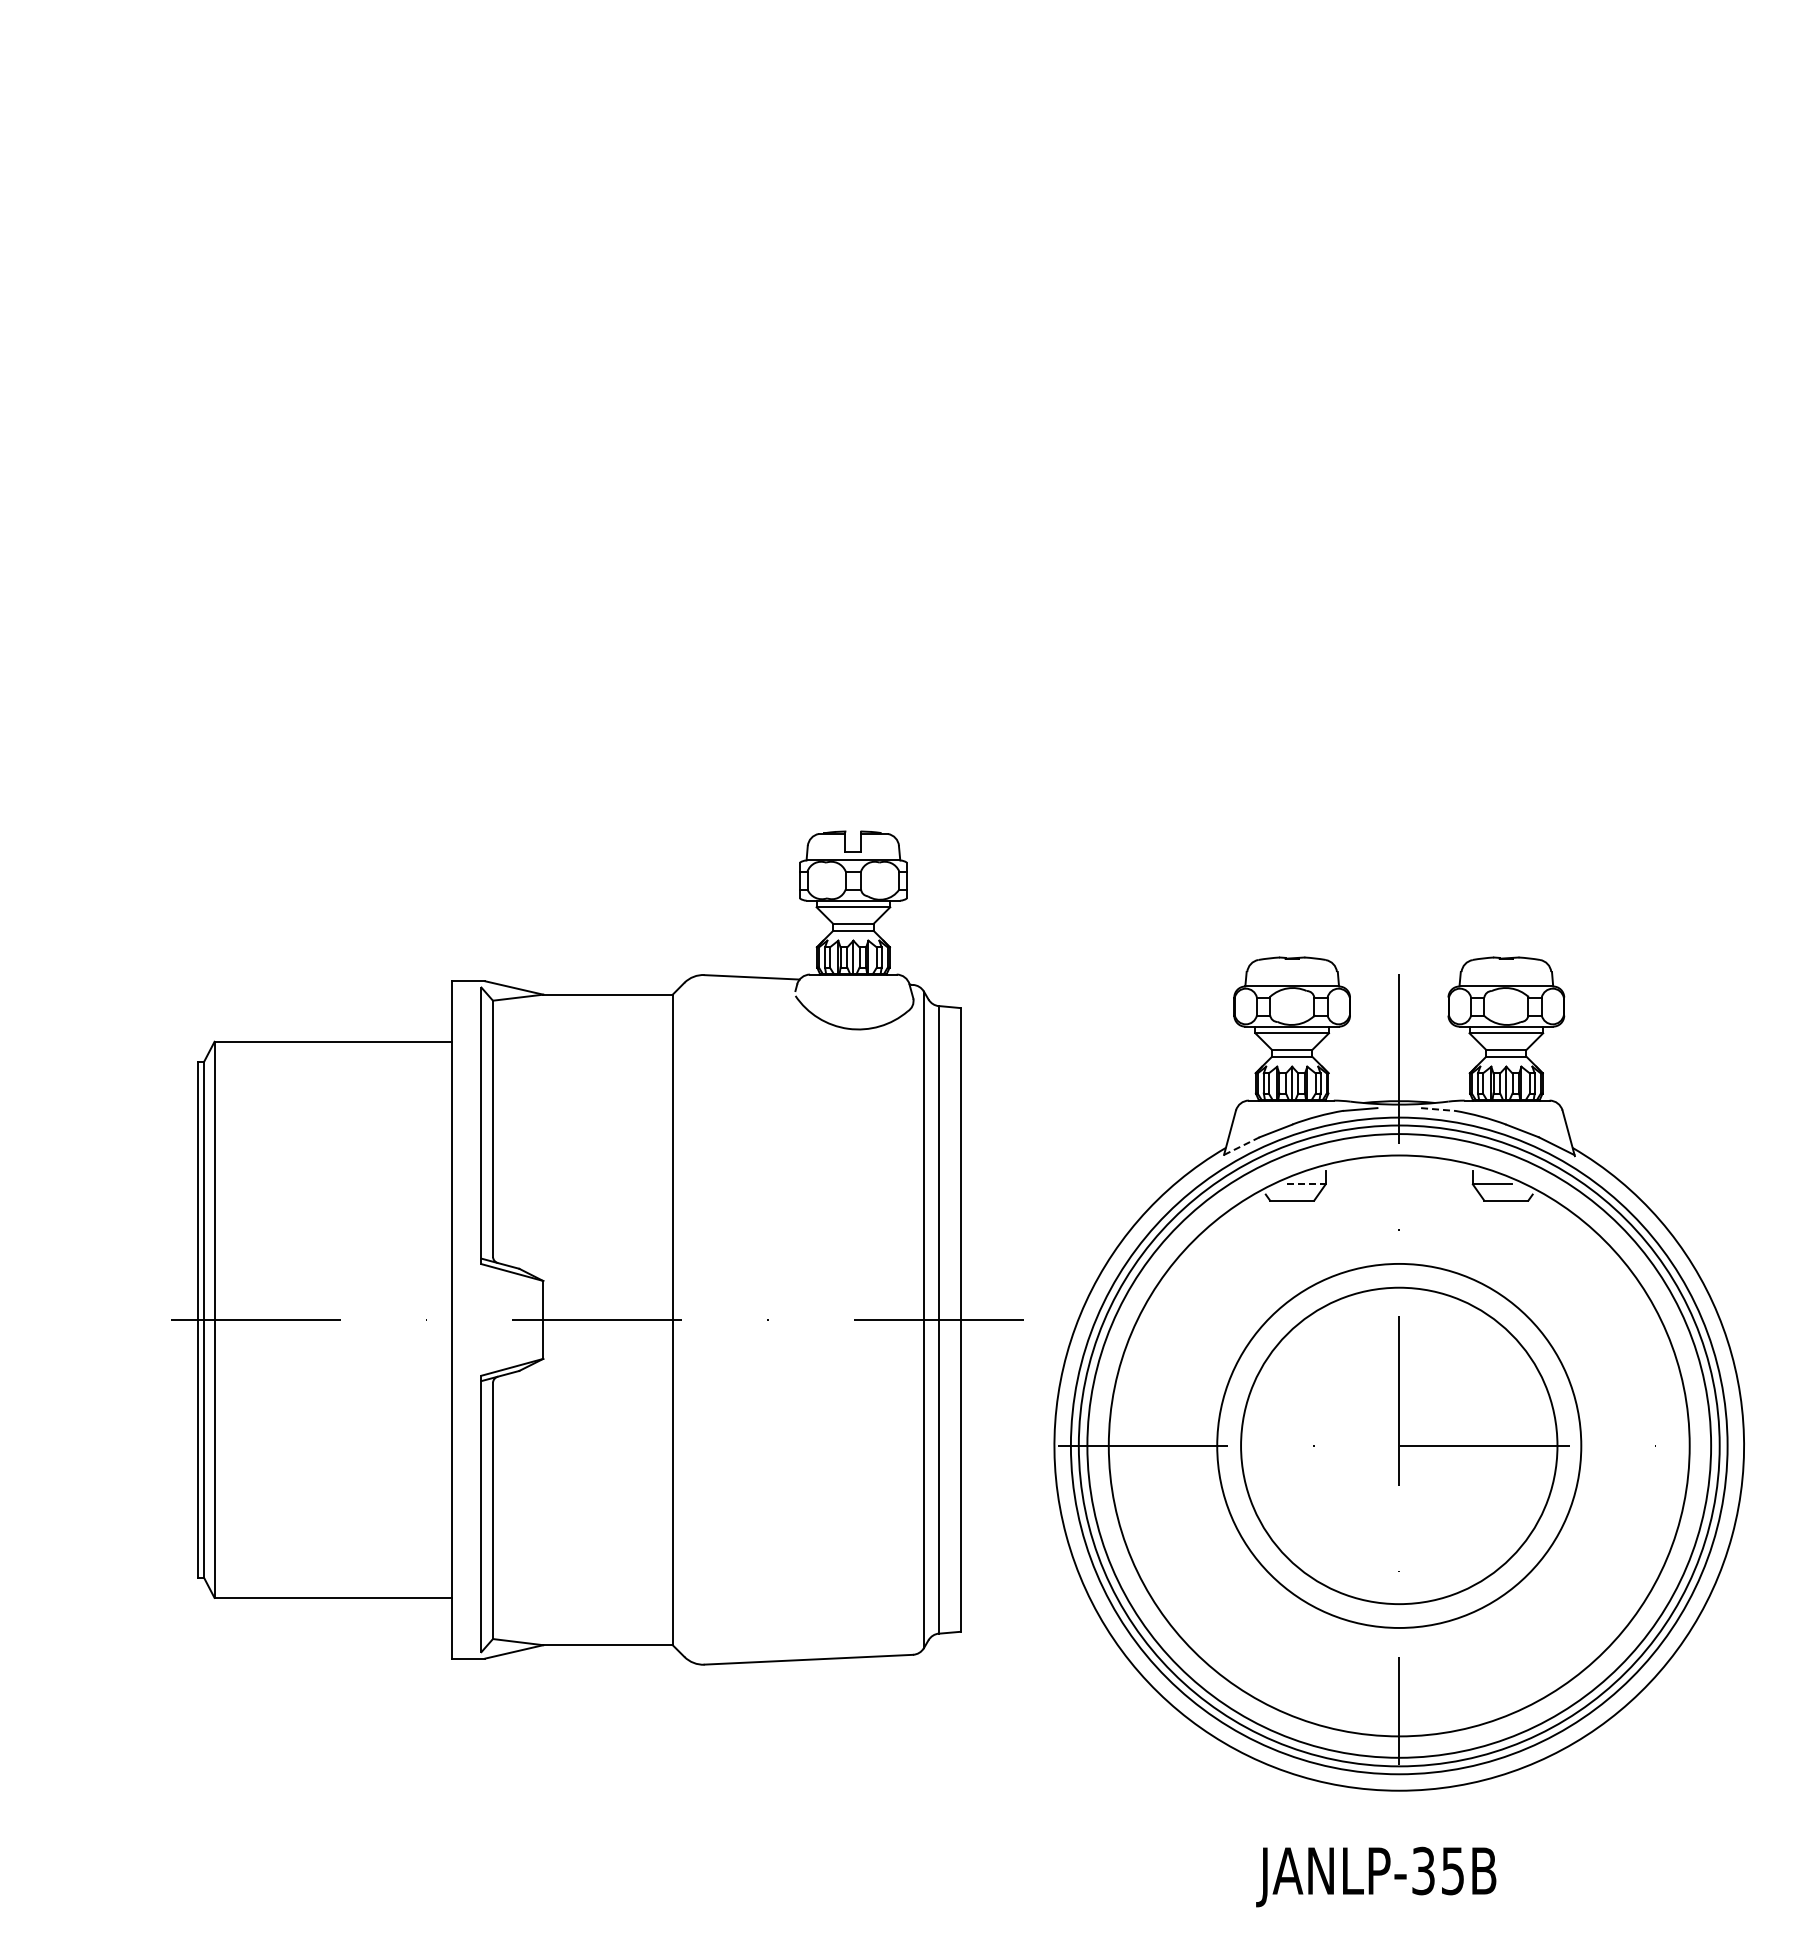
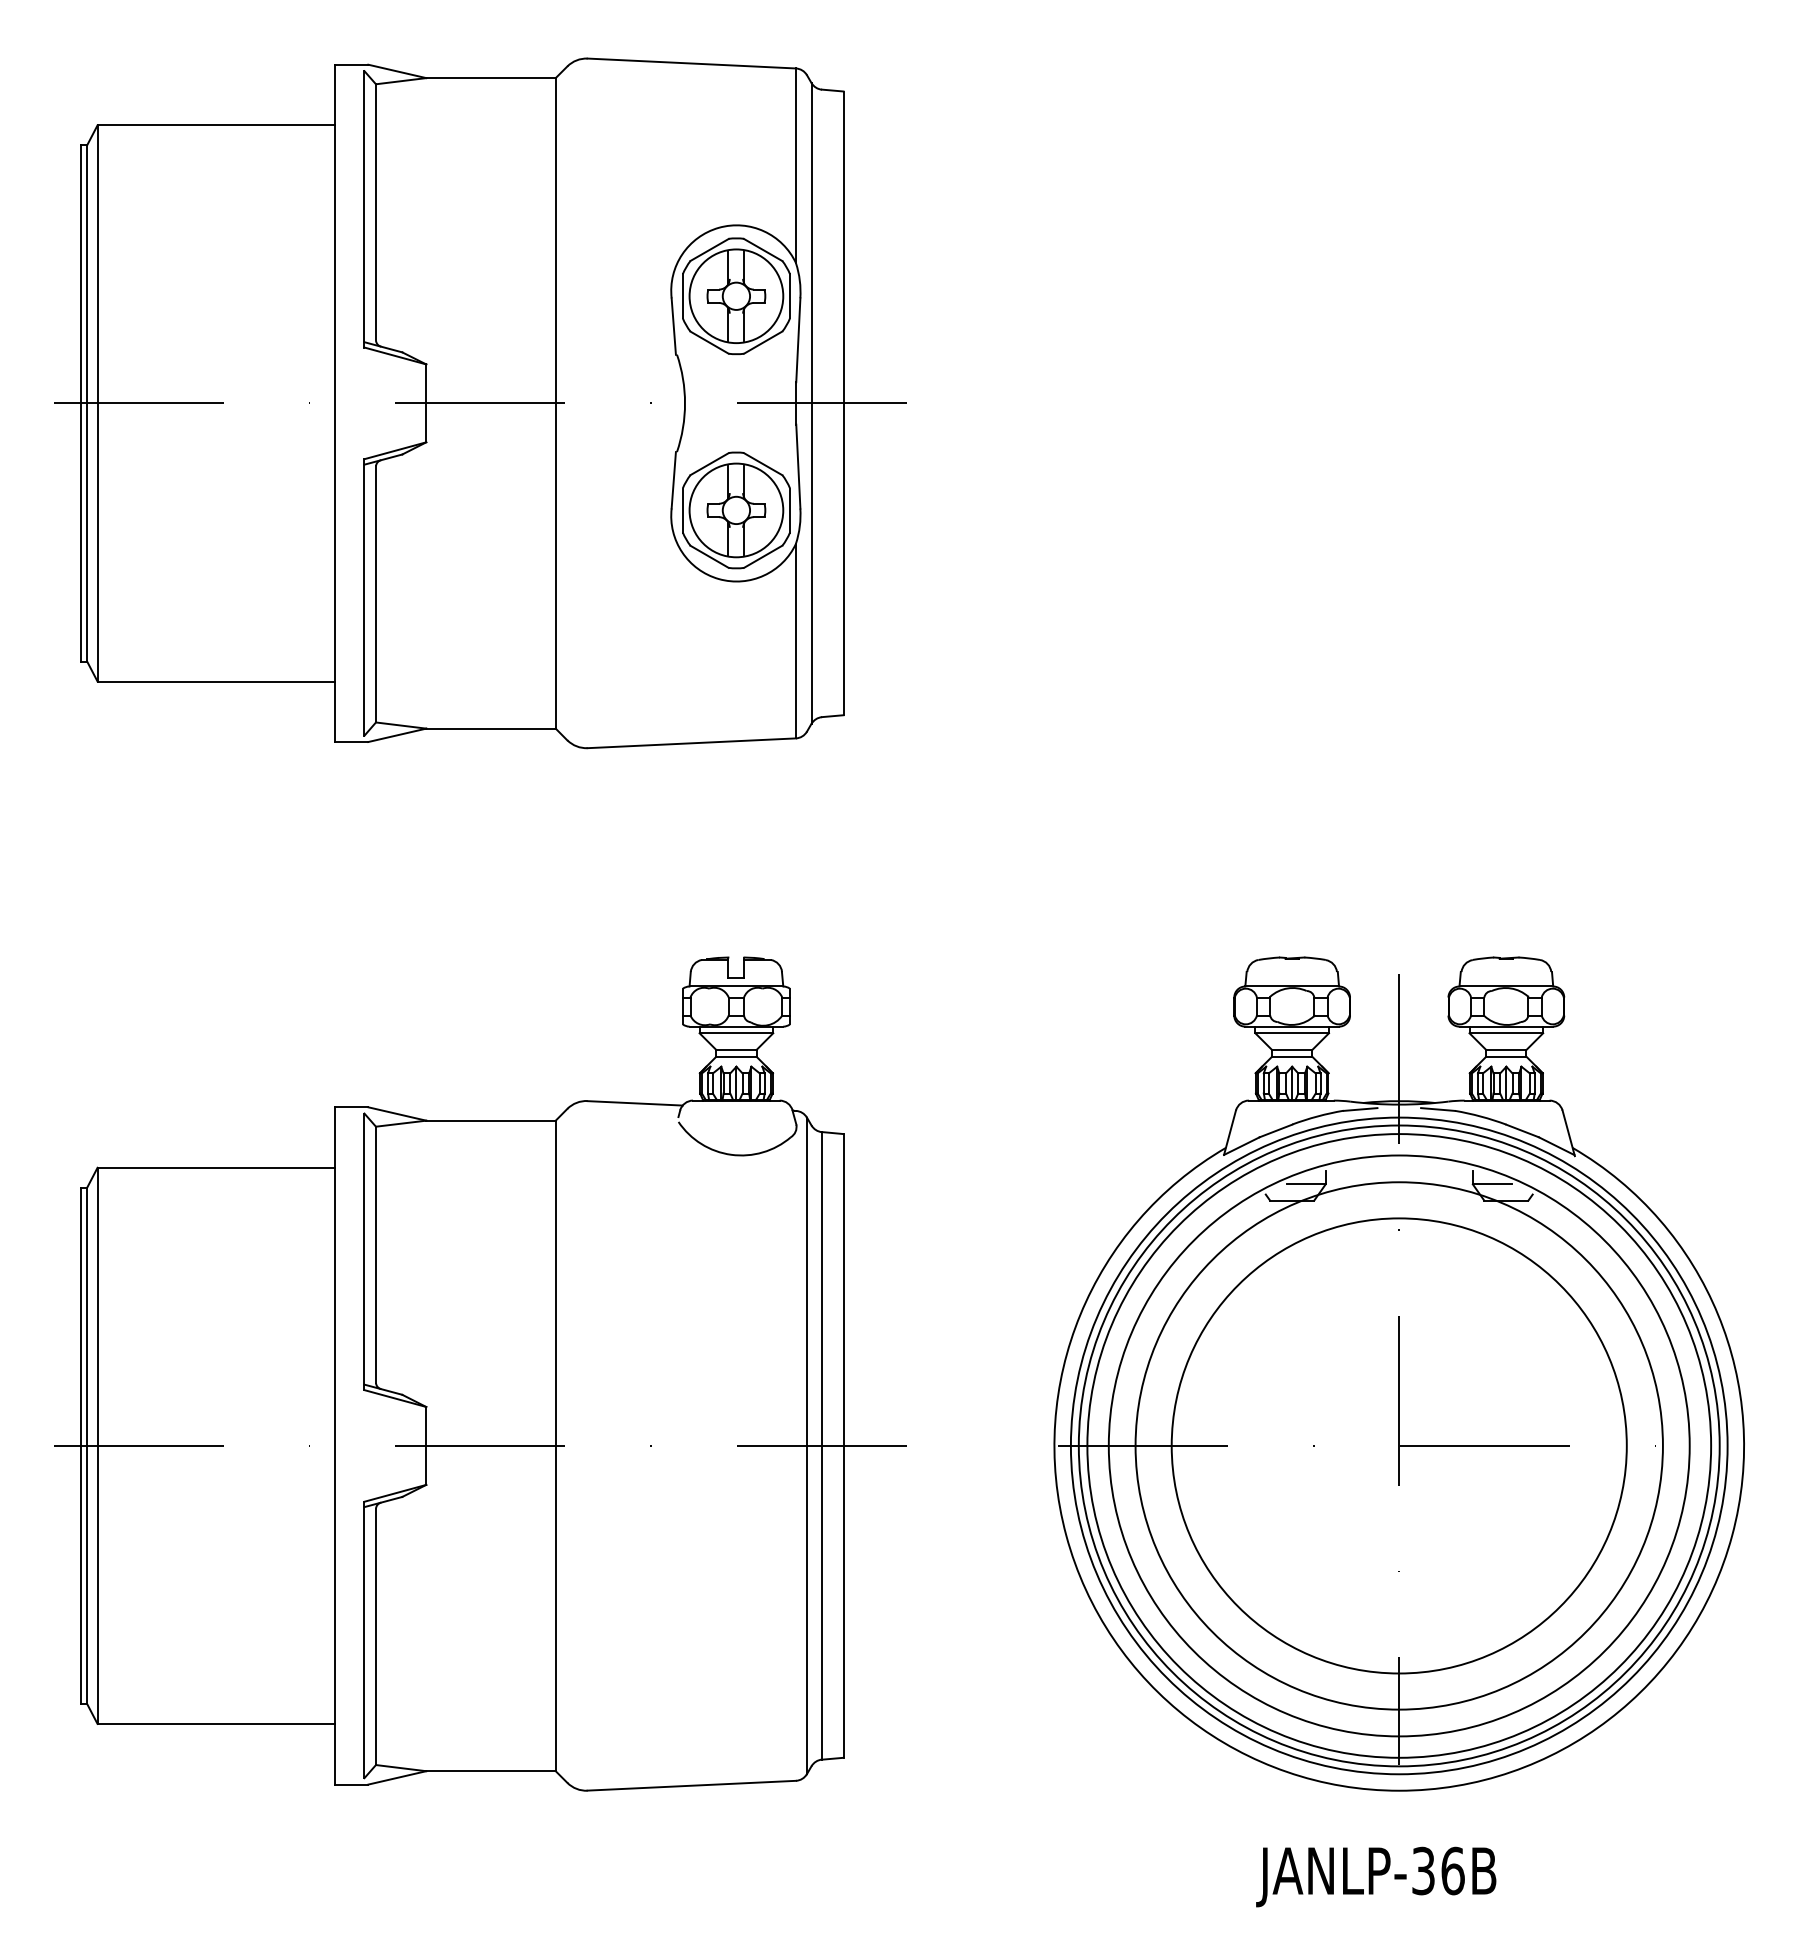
part: none -> present (480, 403)
line: dashed -> solid (1438, 1109)
line: dashed -> solid (1241, 1146)
line: dashed -> solid (1306, 1184)
part position: (597, 1247) -> (480, 1373) (480, 1373)
circle diameter: 316 px -> 527 px (1398, 1445)
circle diameter: 364 px -> 455 px (1398, 1445)
text: JANLP-35B -> JANLP-36B (1452, 1870)
